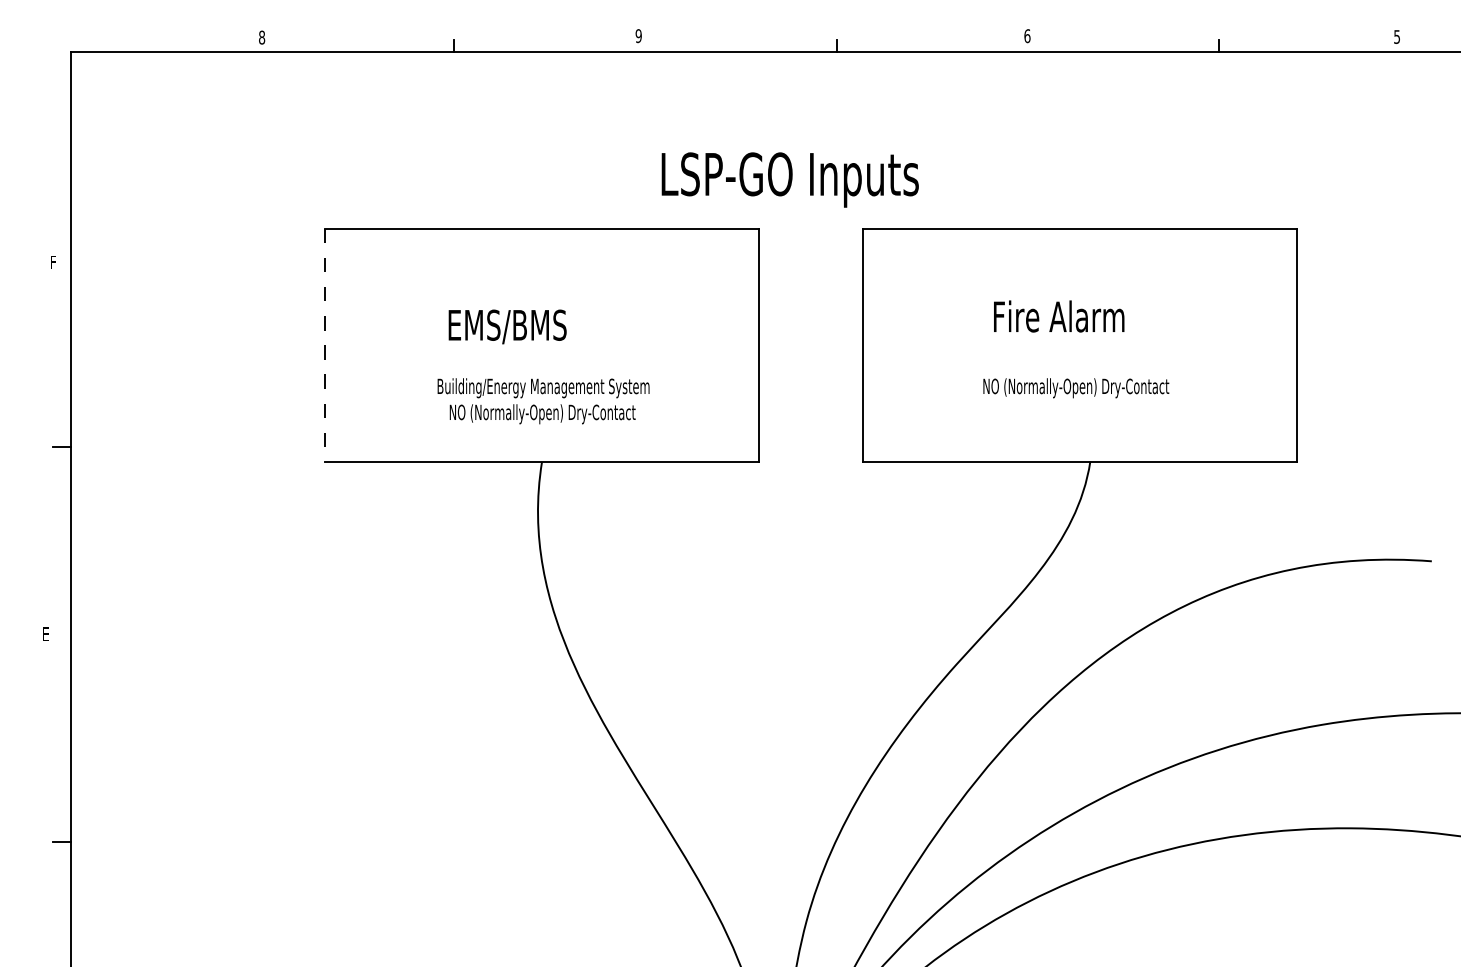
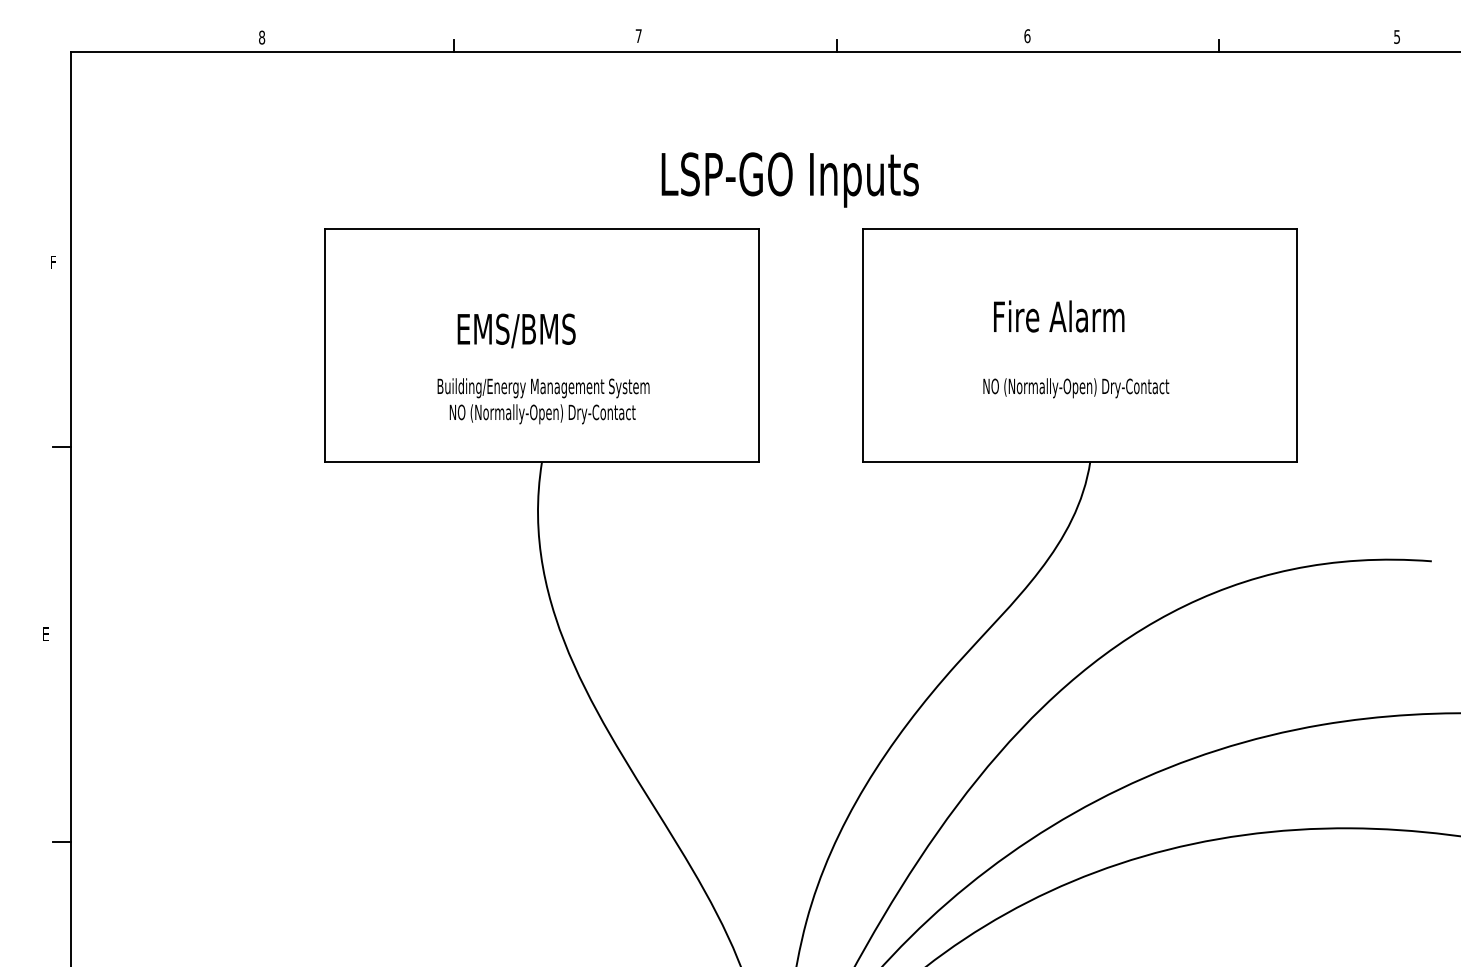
text: 9 -> 7 (638, 36)
text position: (507, 326) -> (516, 330) (516, 330)
line: dashed -> solid (325, 345)
